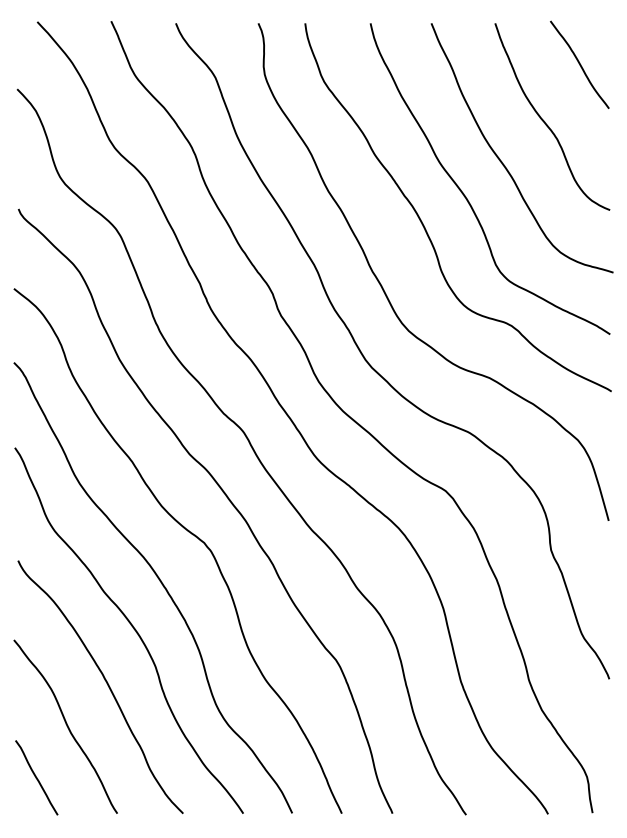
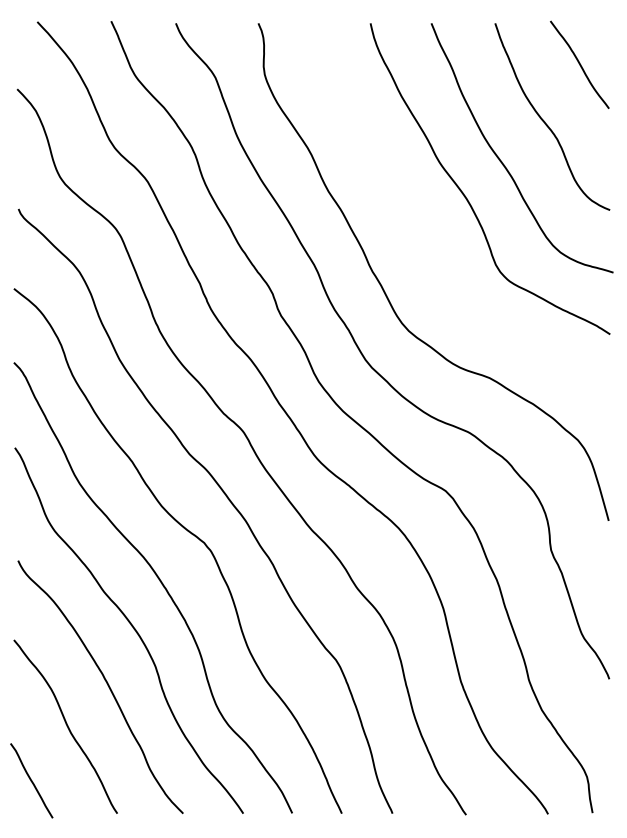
curve: present -> none (423, 223)
curve position: (36, 777) -> (31, 780) (31, 780)
